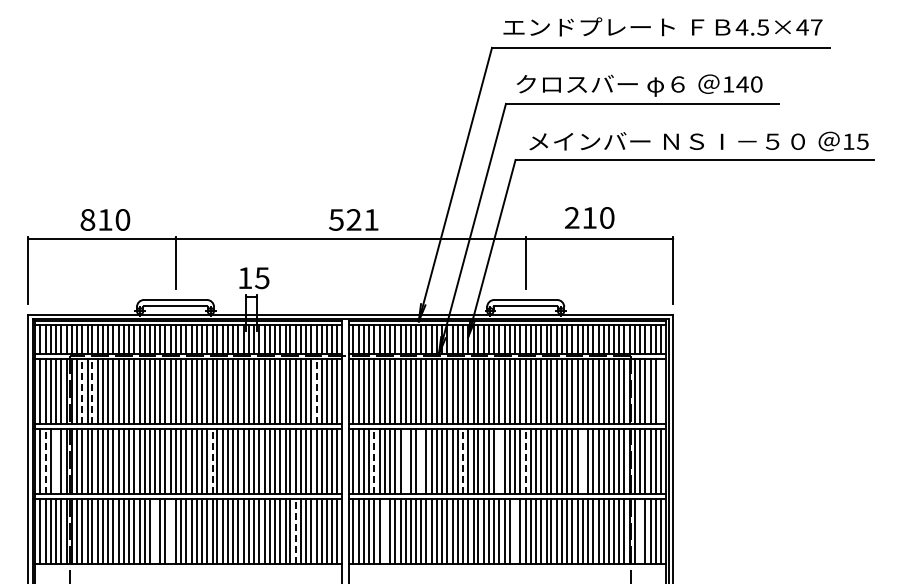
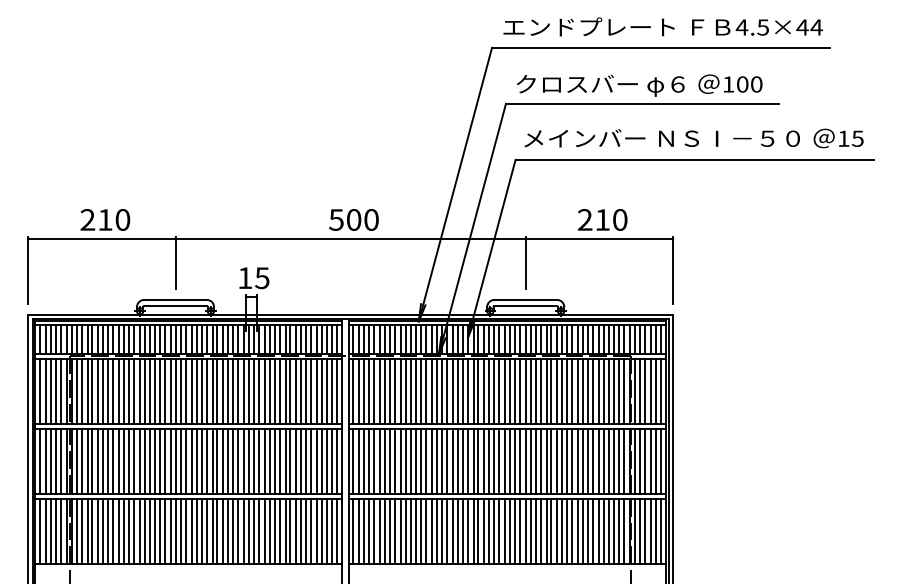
text: 4.5×47 -> 4.5×44 (816, 27)
text: 140 -> 100 (742, 84)
text position: (698, 141) -> (693, 138) (693, 138)
text position: (589, 217) -> (602, 219) (602, 219)
text: 810 -> 210 (87, 219)
text: 521 -> 500 (362, 219)
line: dashed -> solid (82, 391)
line: dashed -> solid (92, 391)
line: dashed -> solid (316, 391)
line: none -> present (660, 391)
line: dashed -> solid (45, 461)
line: none -> present (56, 461)
line: dashed -> solid (212, 461)
line: dashed -> solid (374, 461)
line: none -> present (405, 461)
line: none -> present (421, 461)
line: dashed -> solid (463, 461)
line: none -> present (499, 461)
line: dashed -> solid (525, 461)
line: none -> present (582, 461)
line: none -> present (155, 531)
line: none -> present (170, 531)
line: dashed -> solid (295, 531)
line: none -> present (384, 531)
line: none -> present (515, 531)
line: none -> present (640, 531)
